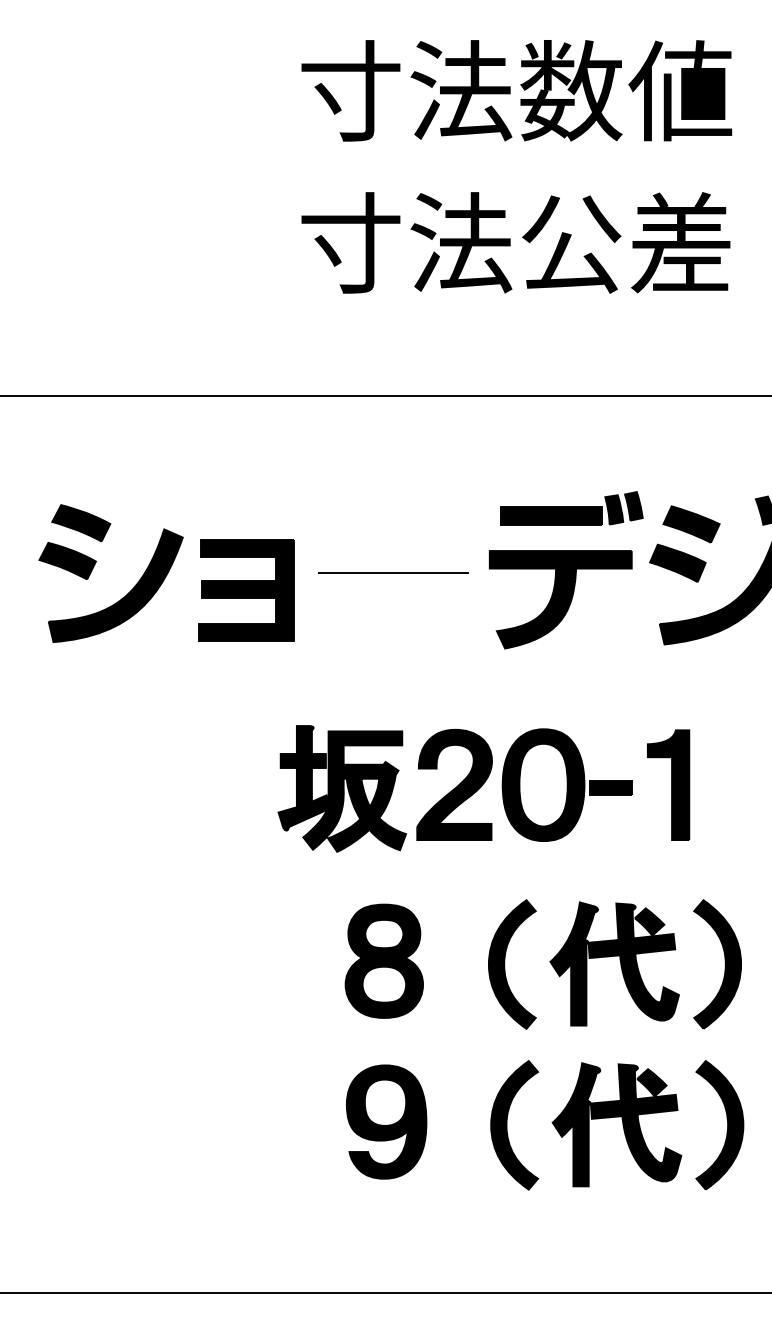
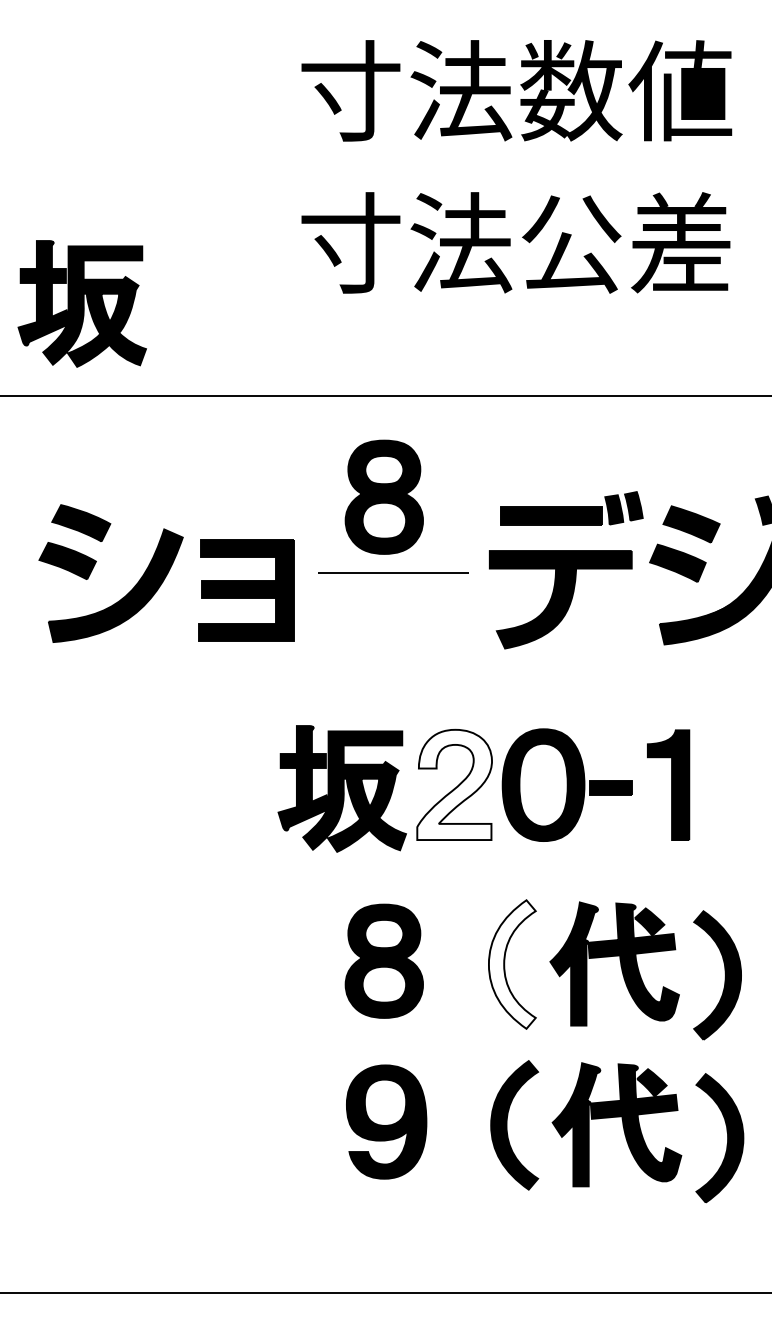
part: none -> present (81, 303)
part: none -> present (383, 496)
fill: present -> none (454, 784)
part position: (724, 962) -> (724, 973) (724, 973)
fill: present -> none (511, 964)
part position: (727, 1125) -> (727, 1138) (727, 1138)
